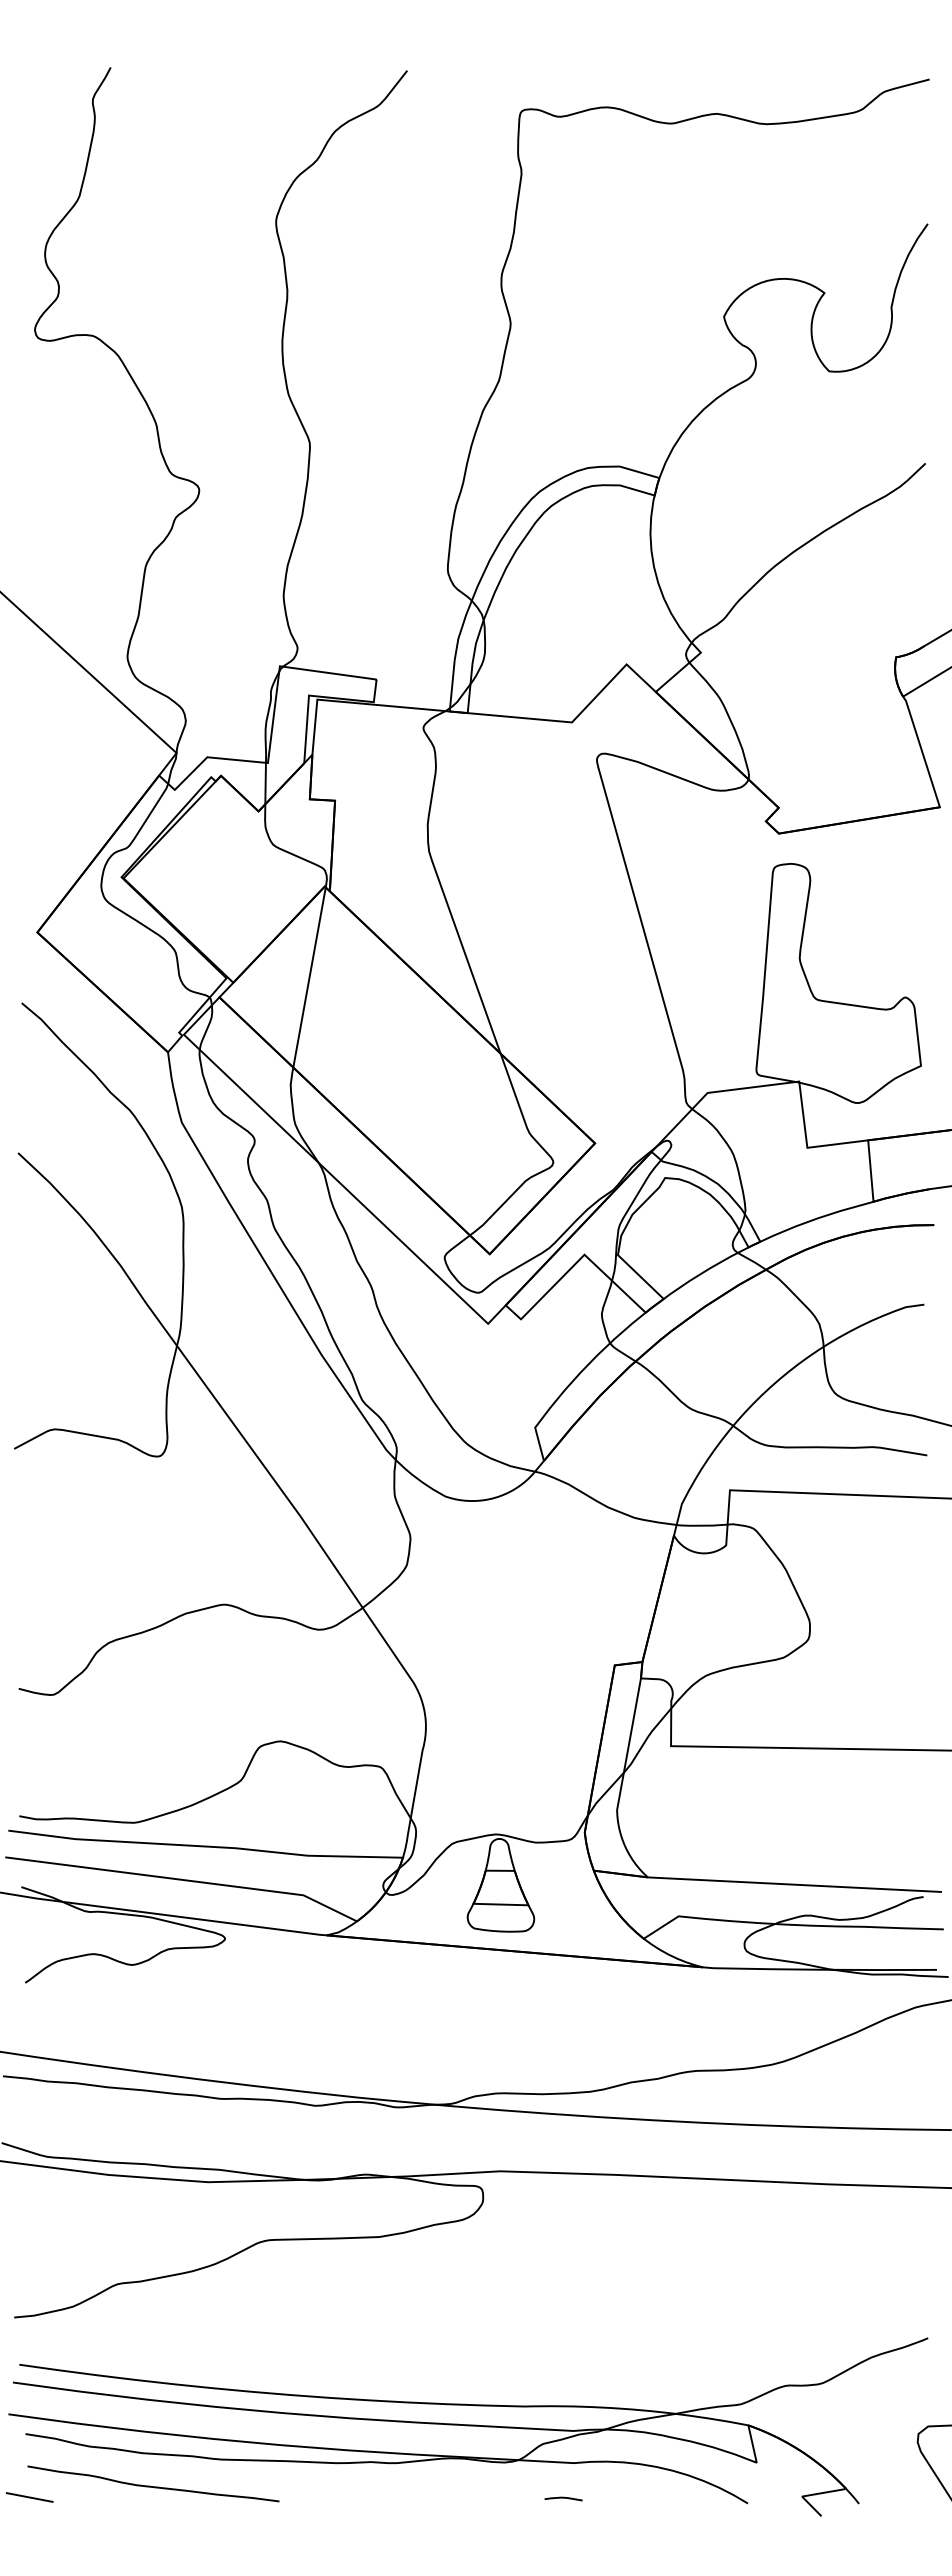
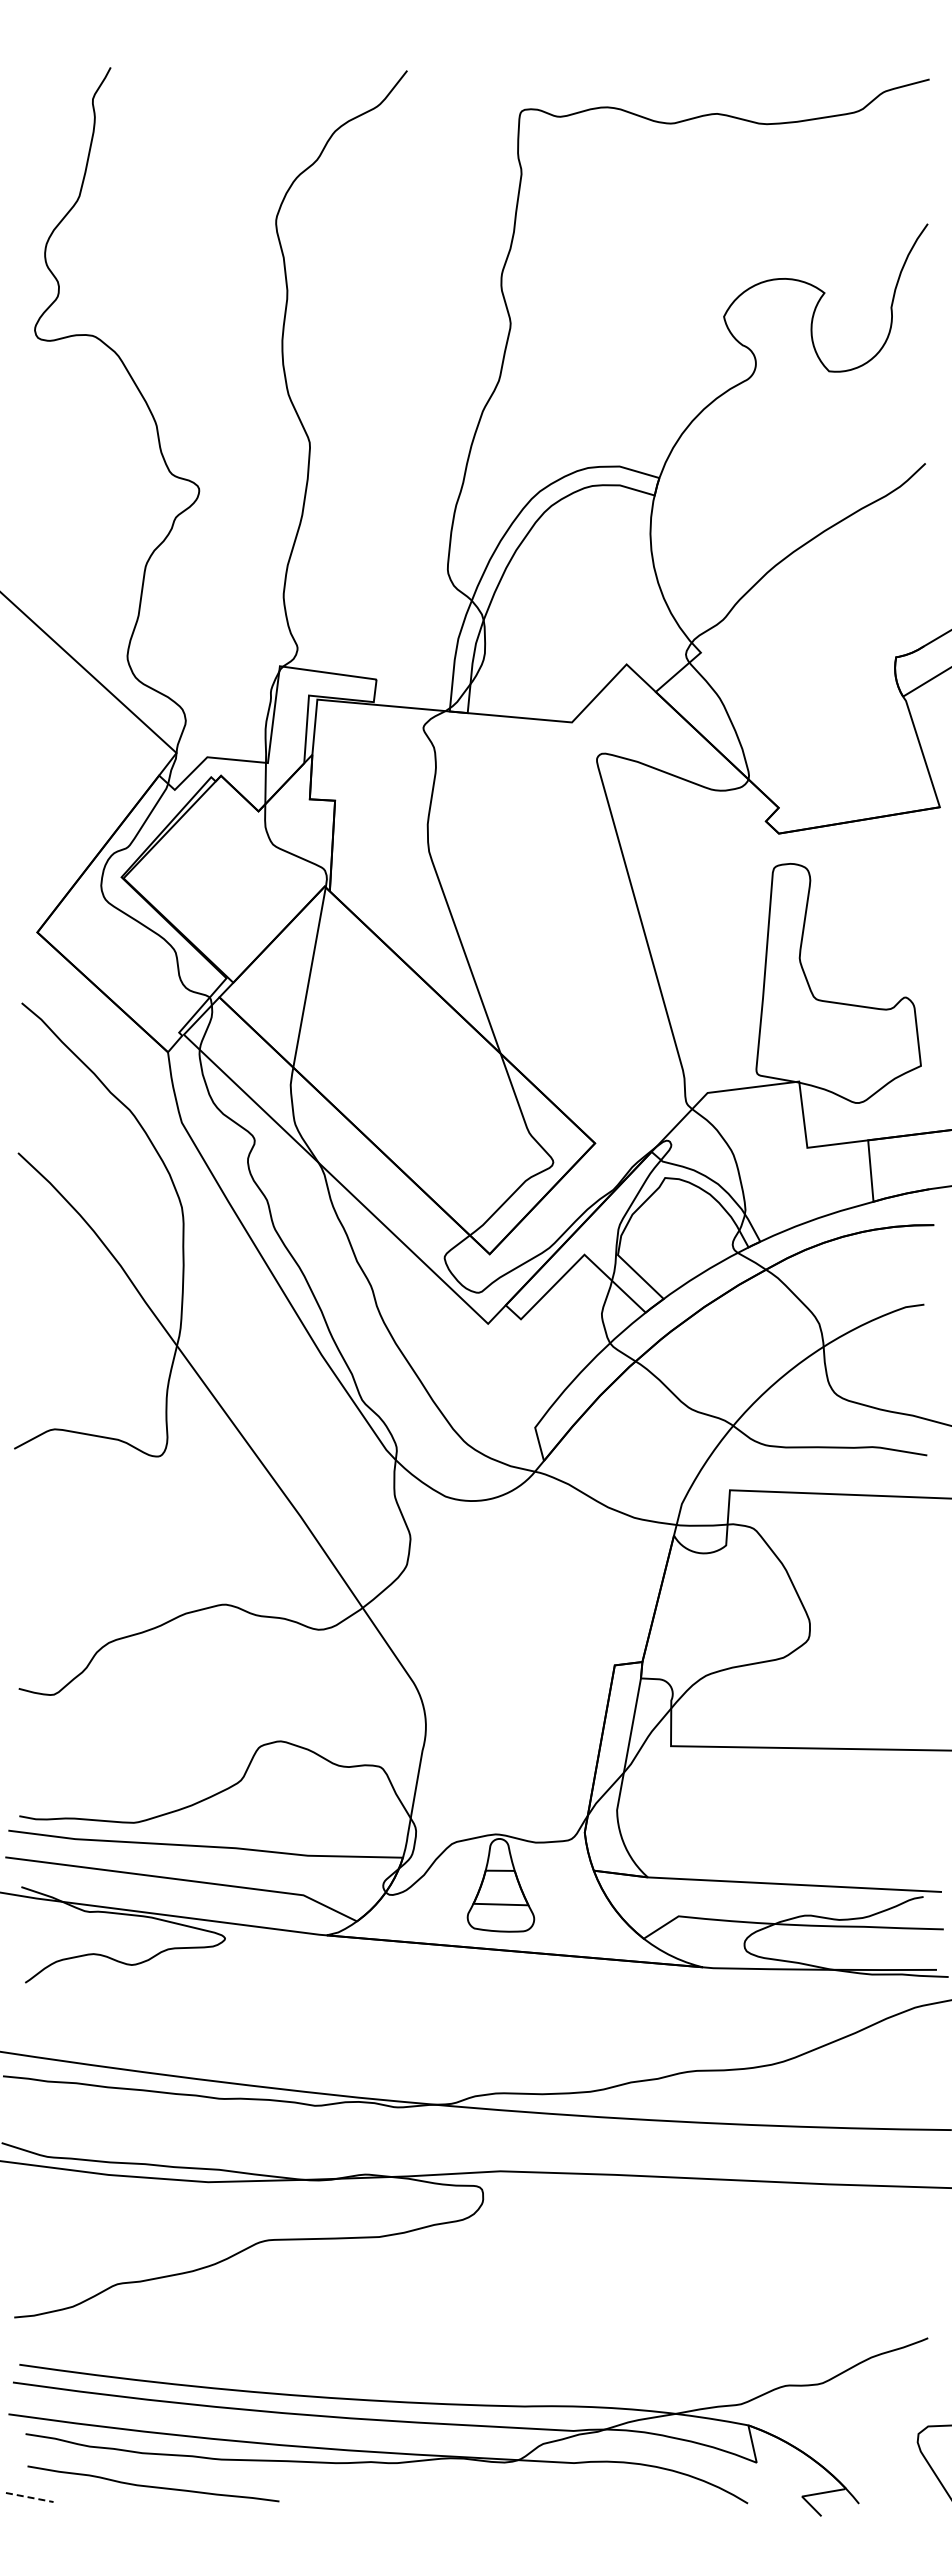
line: solid -> dashed (30, 2497)
line: present -> none (563, 2498)
